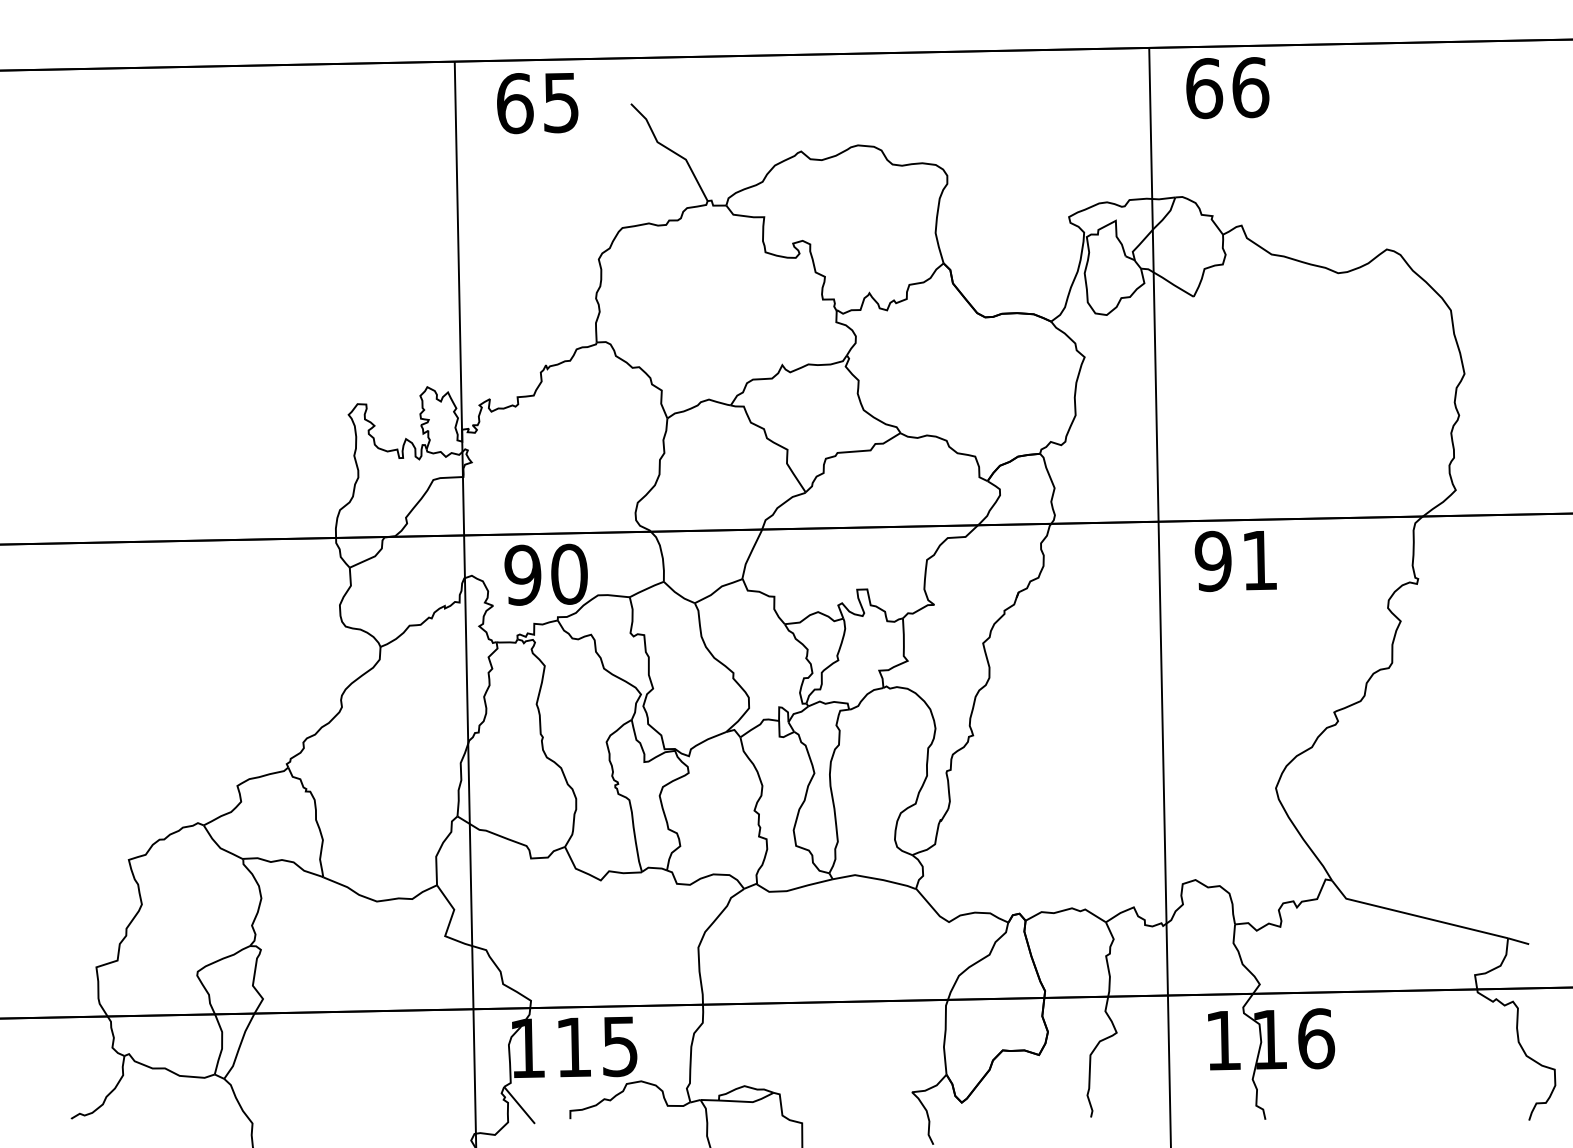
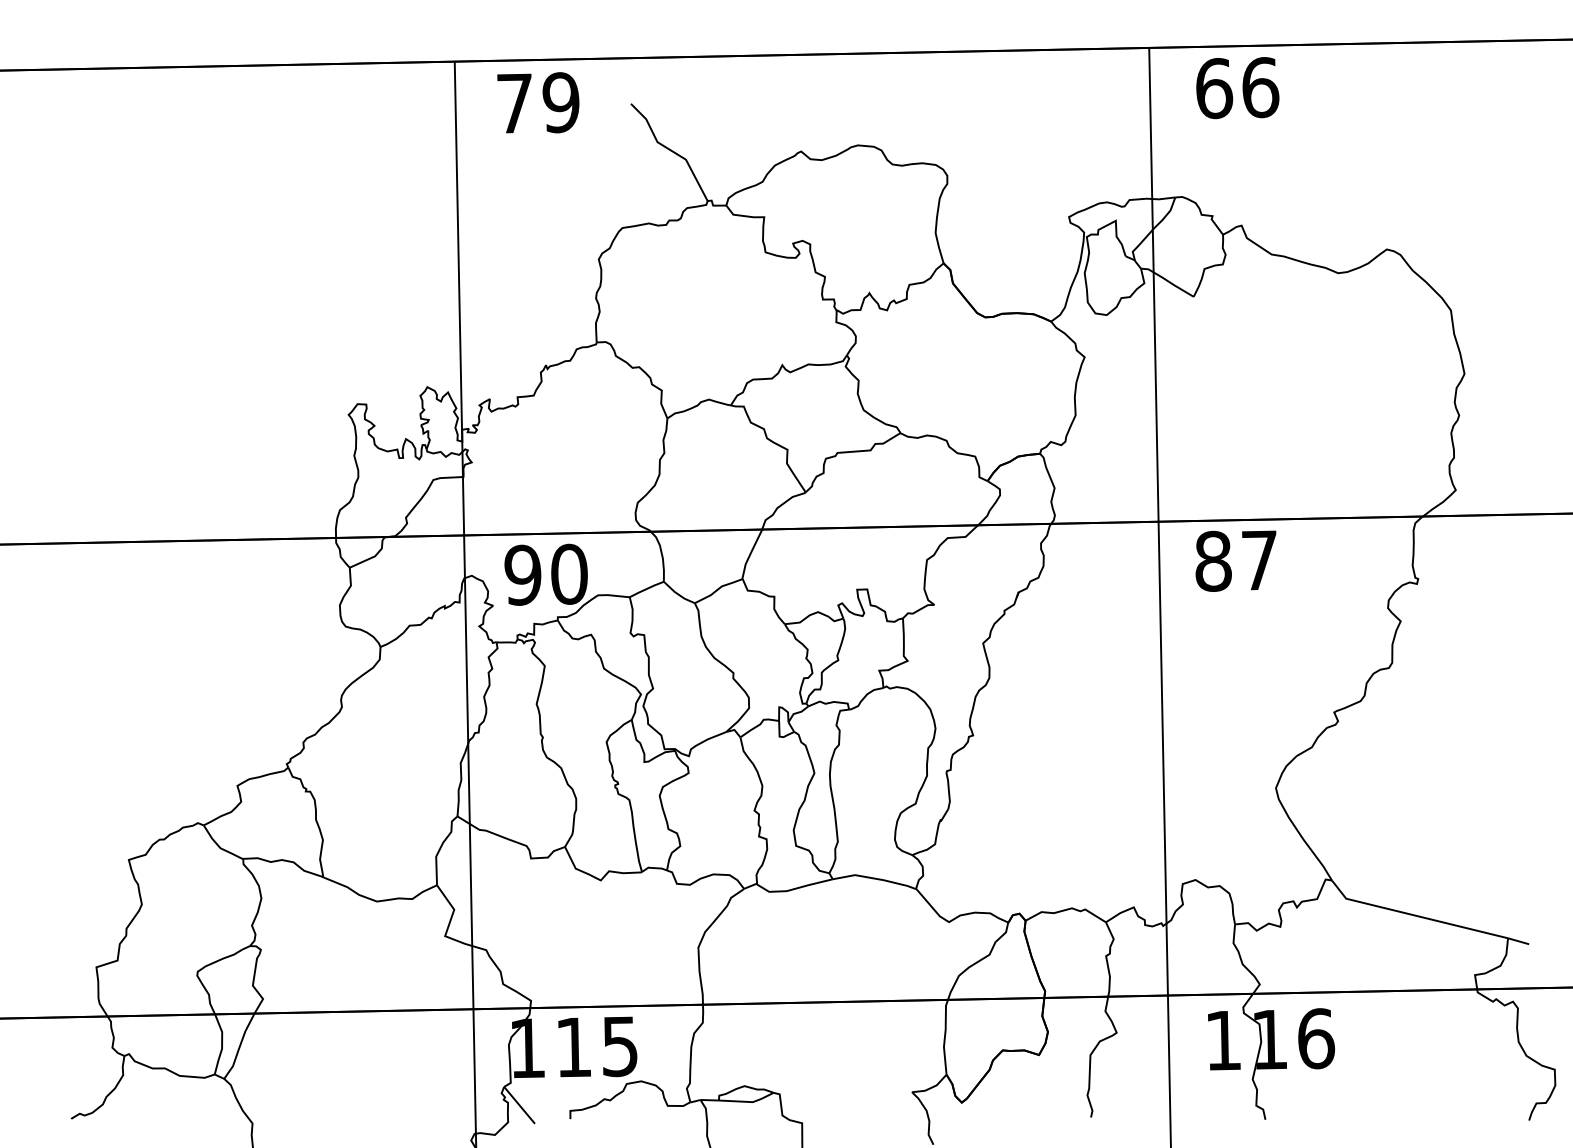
text position: (1227, 88) -> (1237, 88) (1237, 88)
text: 65 -> 79 (538, 103)
text: 91 -> 87 (1235, 561)
